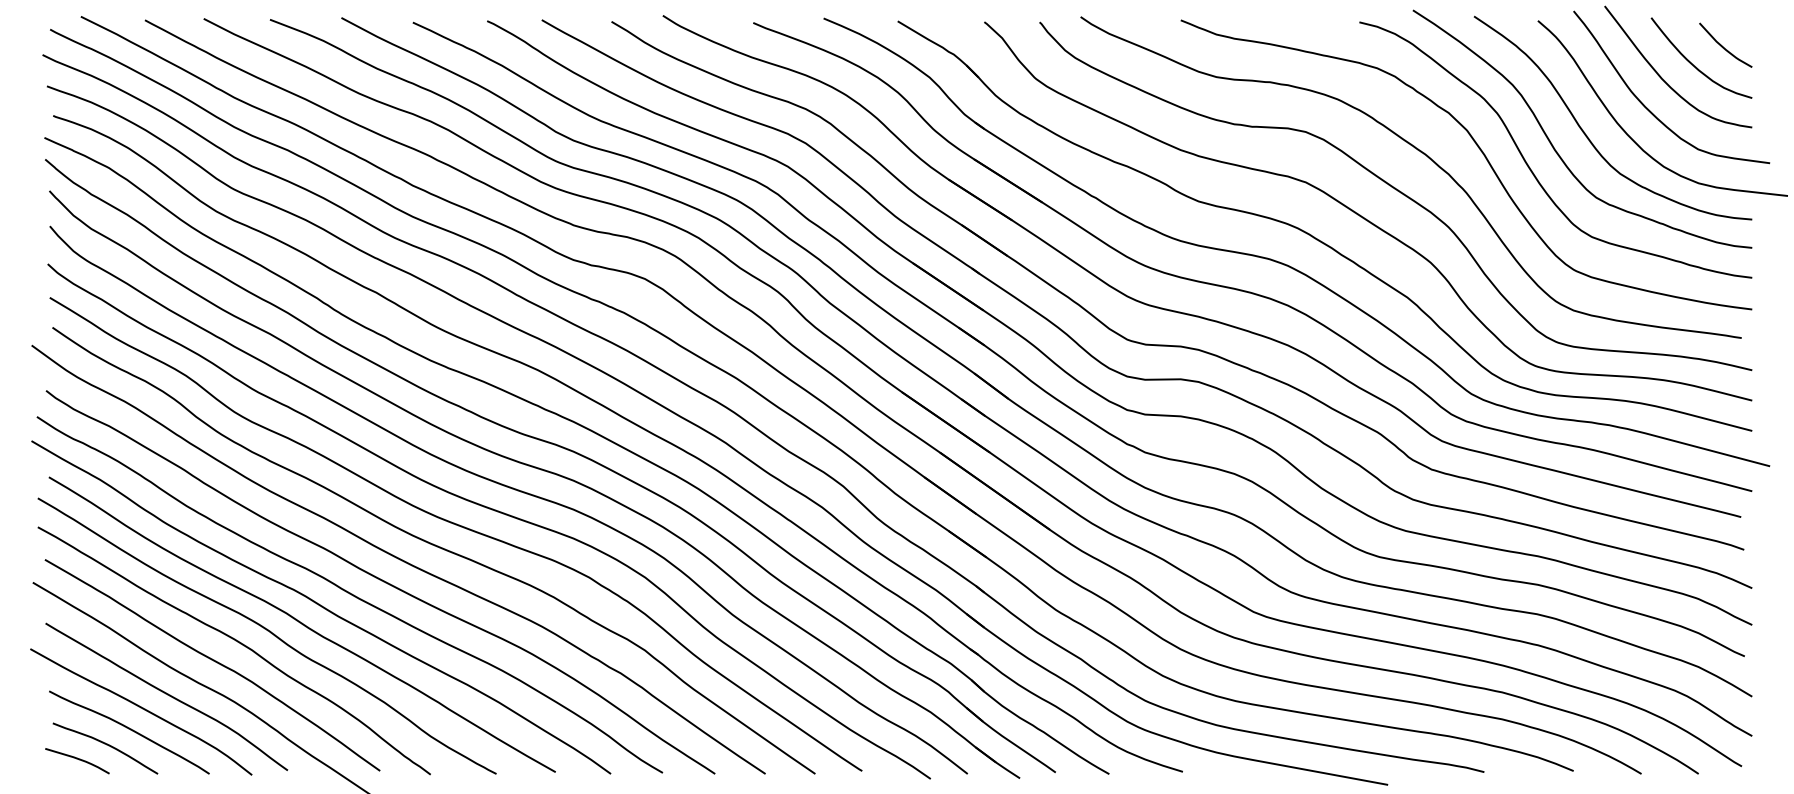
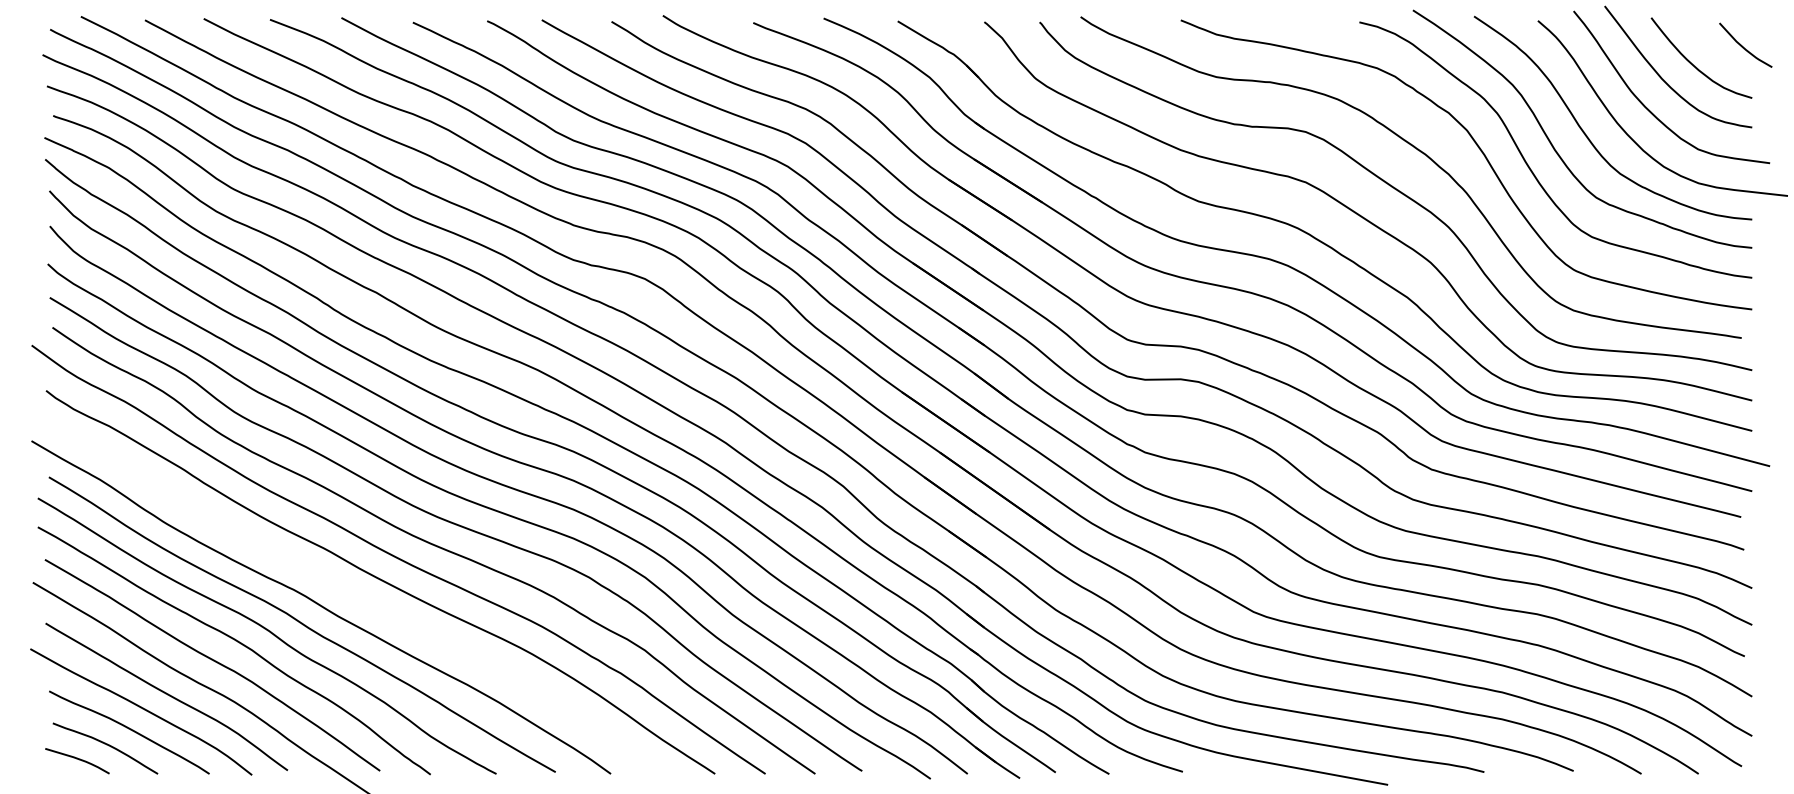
curve position: (1723, 46) -> (1743, 46) (1743, 46)
curve: present -> none (349, 594)
